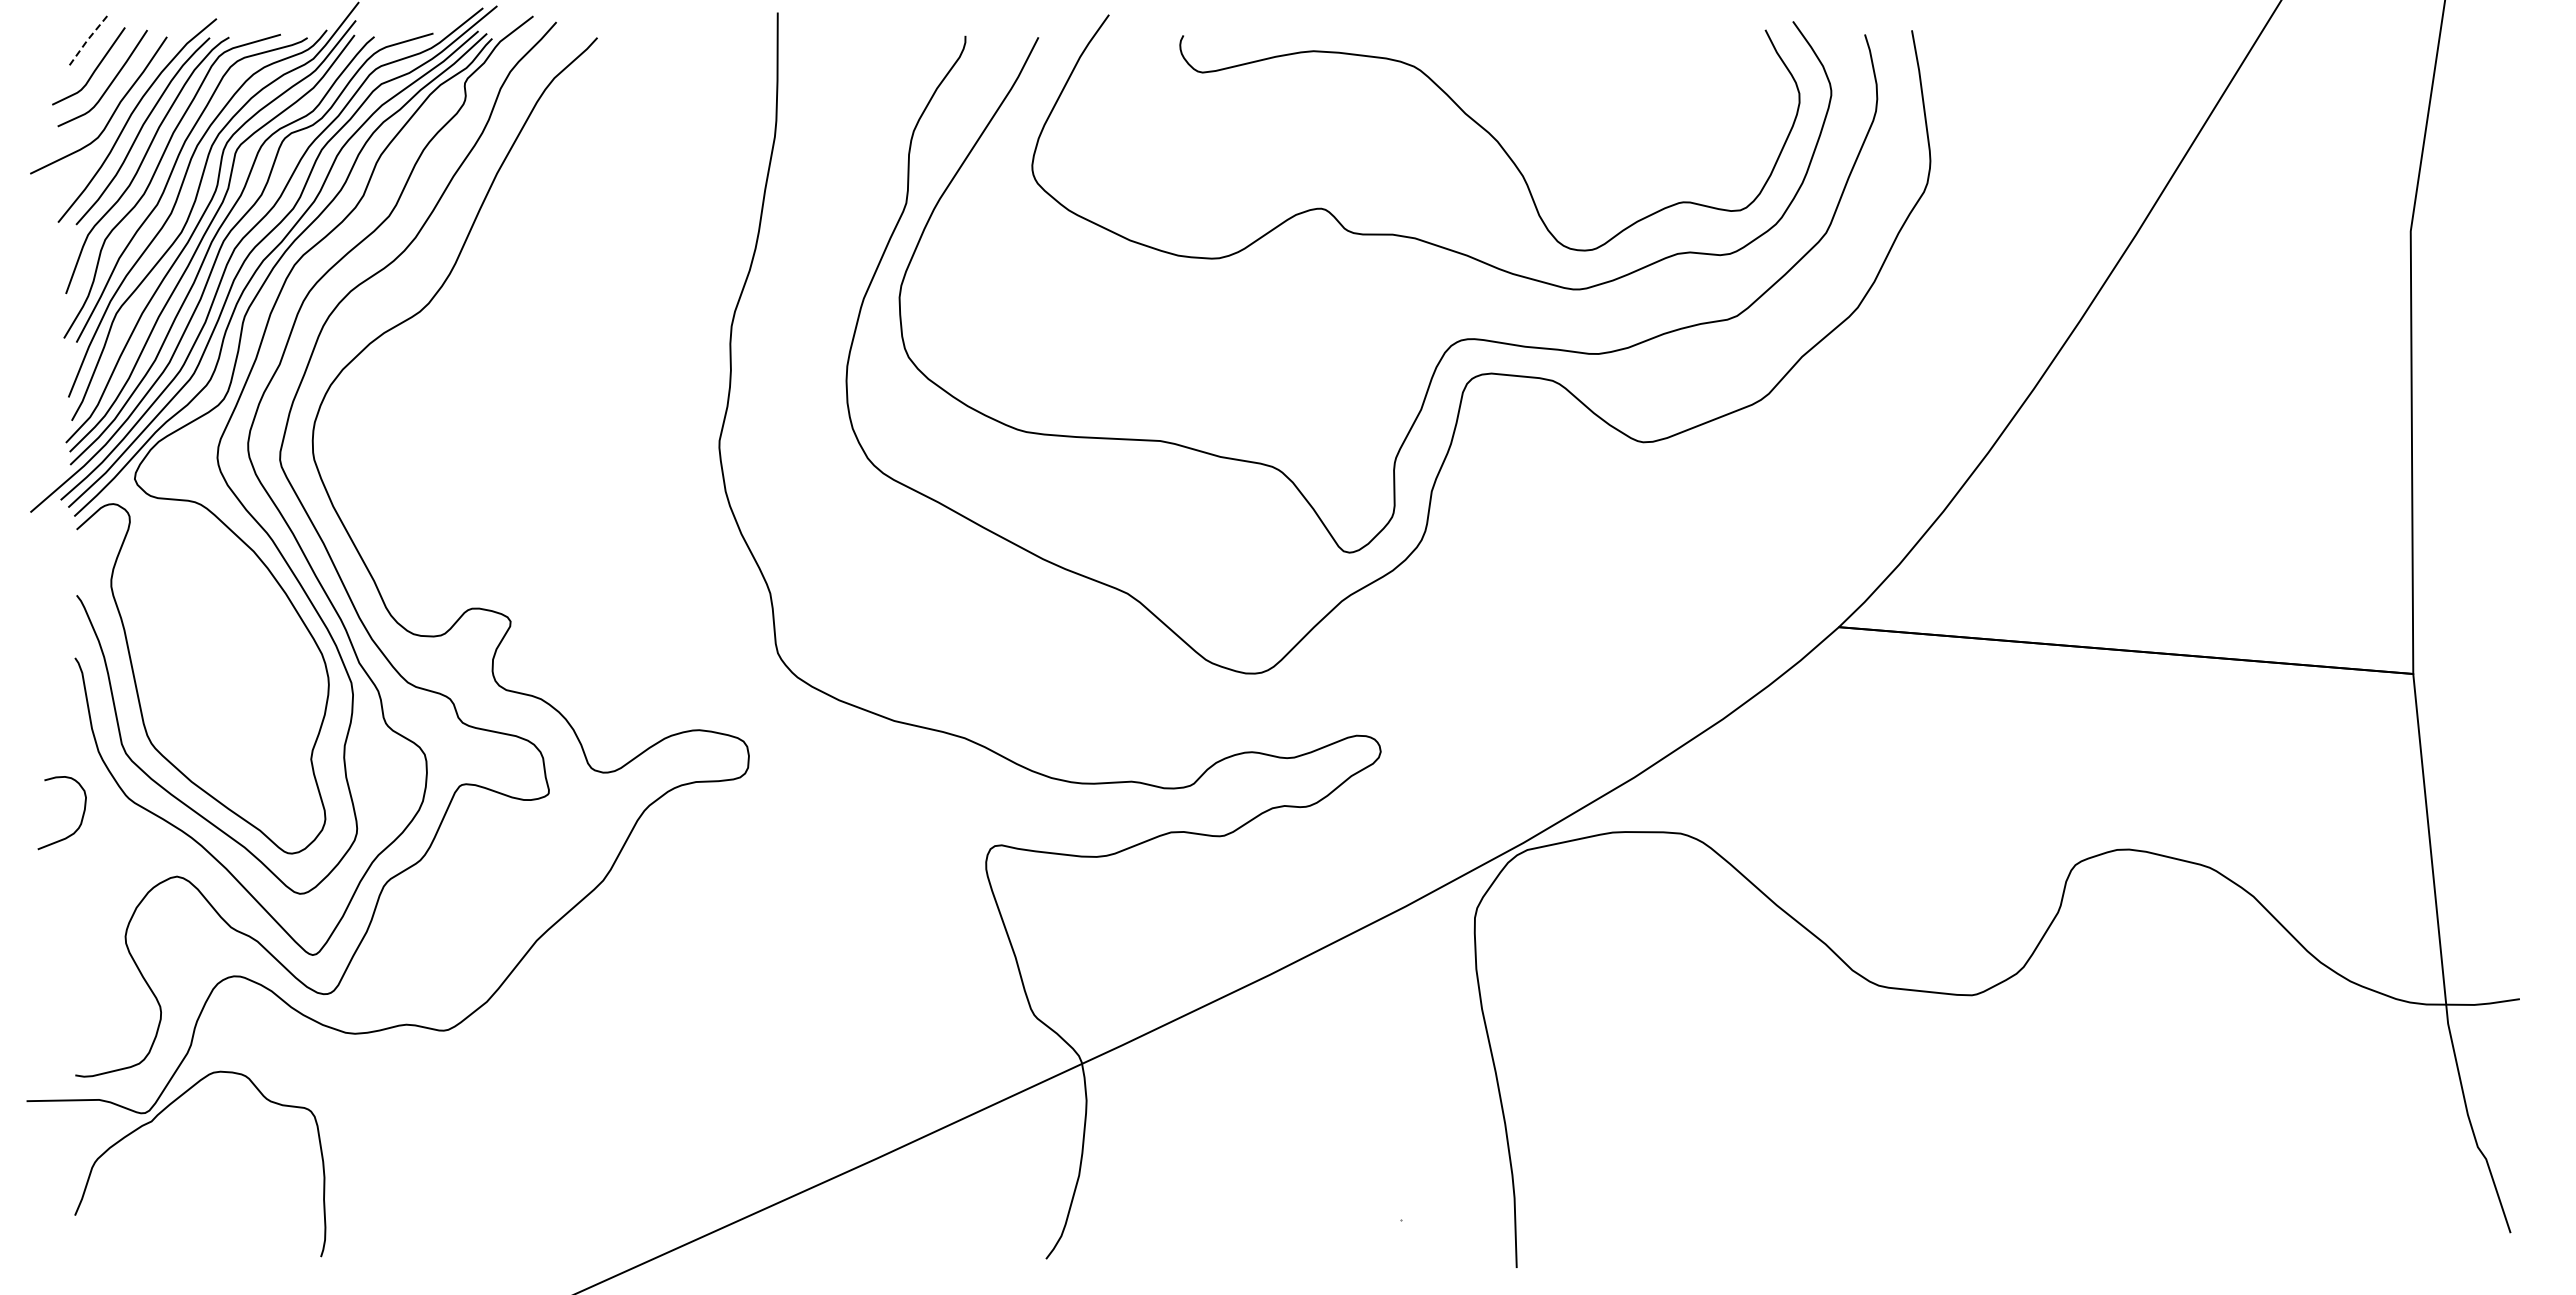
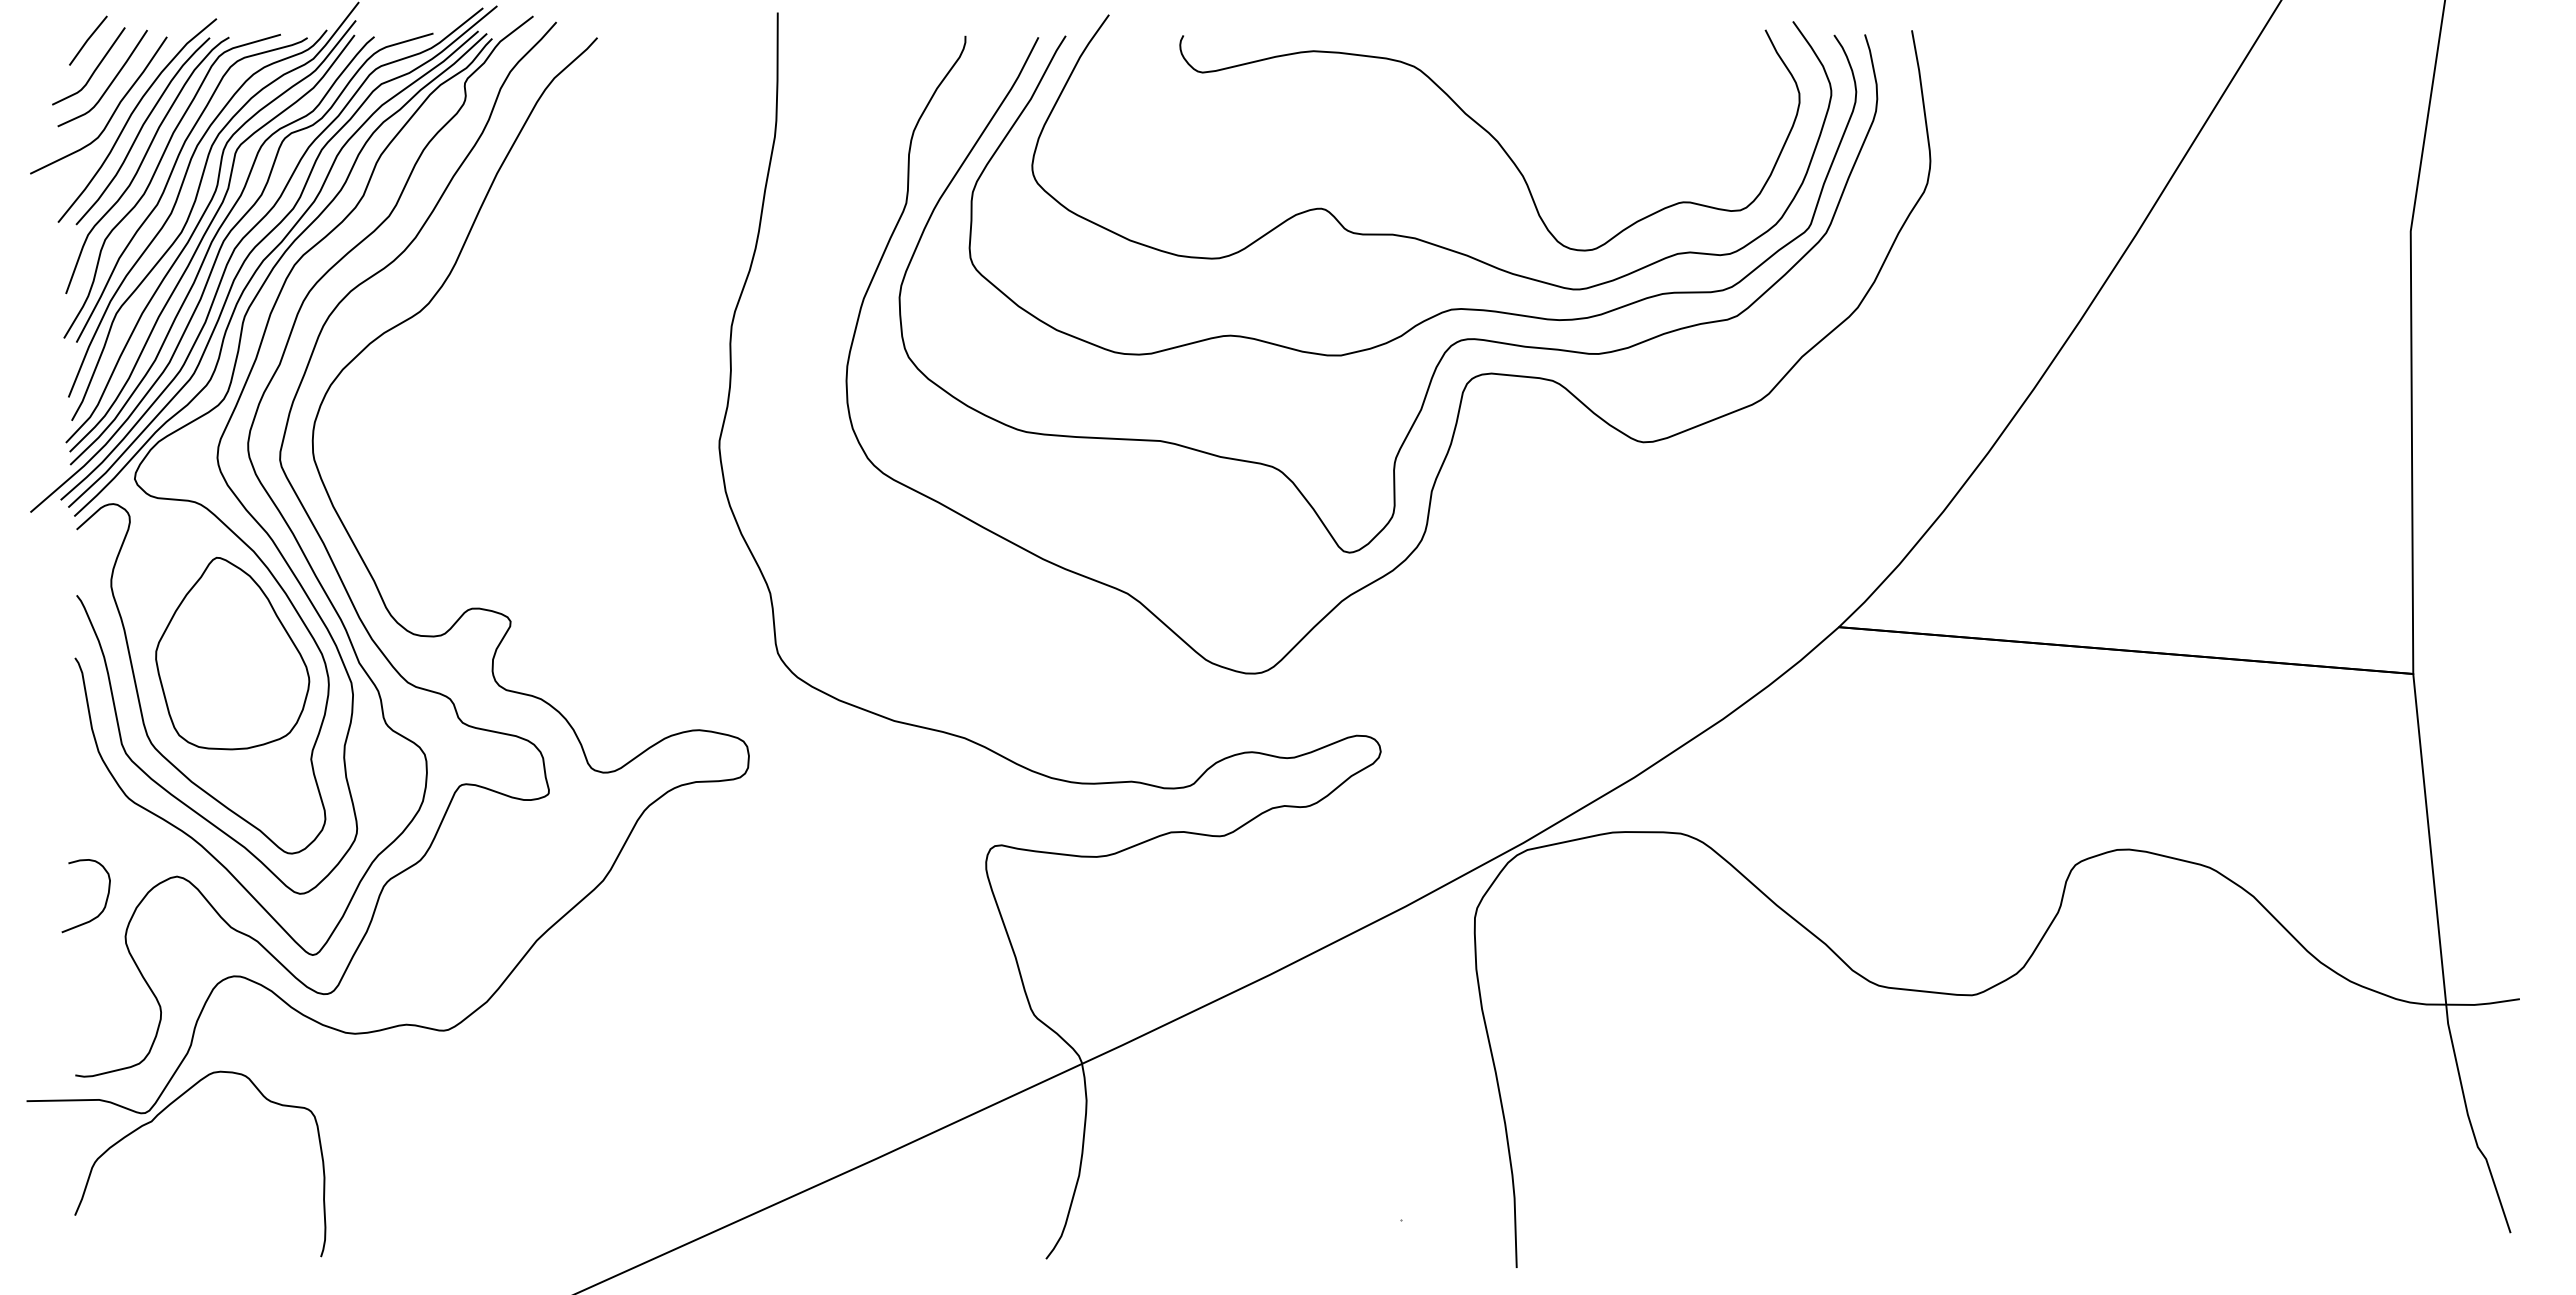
line: dashed -> solid (87, 40)
curve: none -> present (1444, 310)
part: none -> present (232, 653)
curve position: (81, 817) -> (105, 900) (105, 900)
